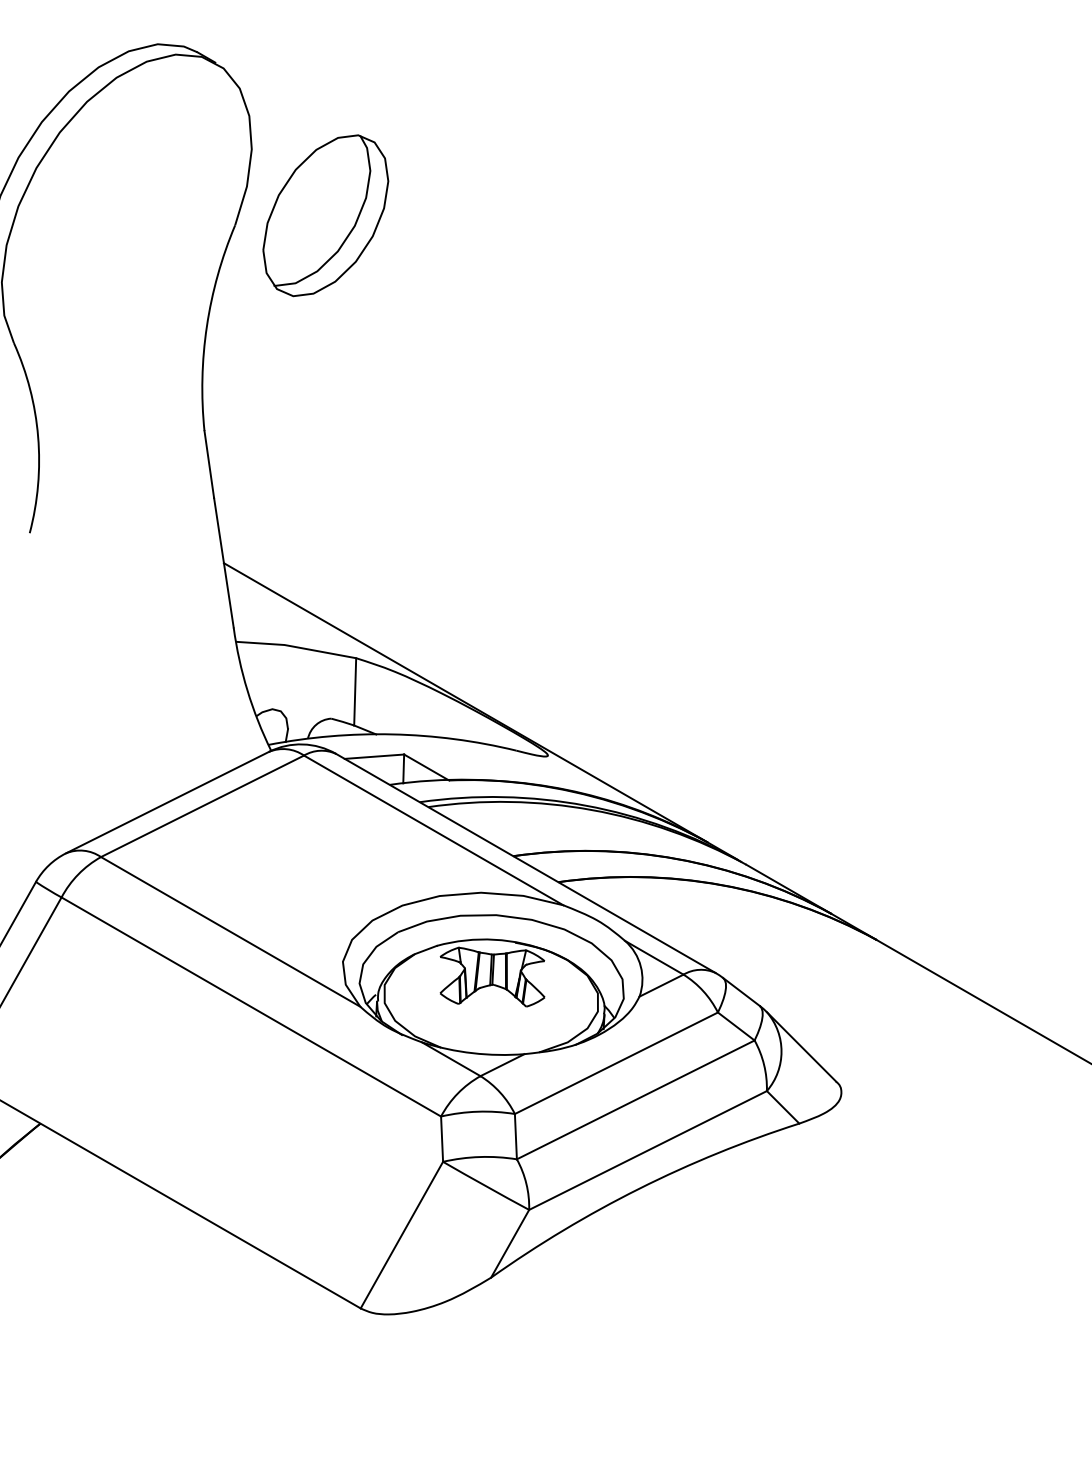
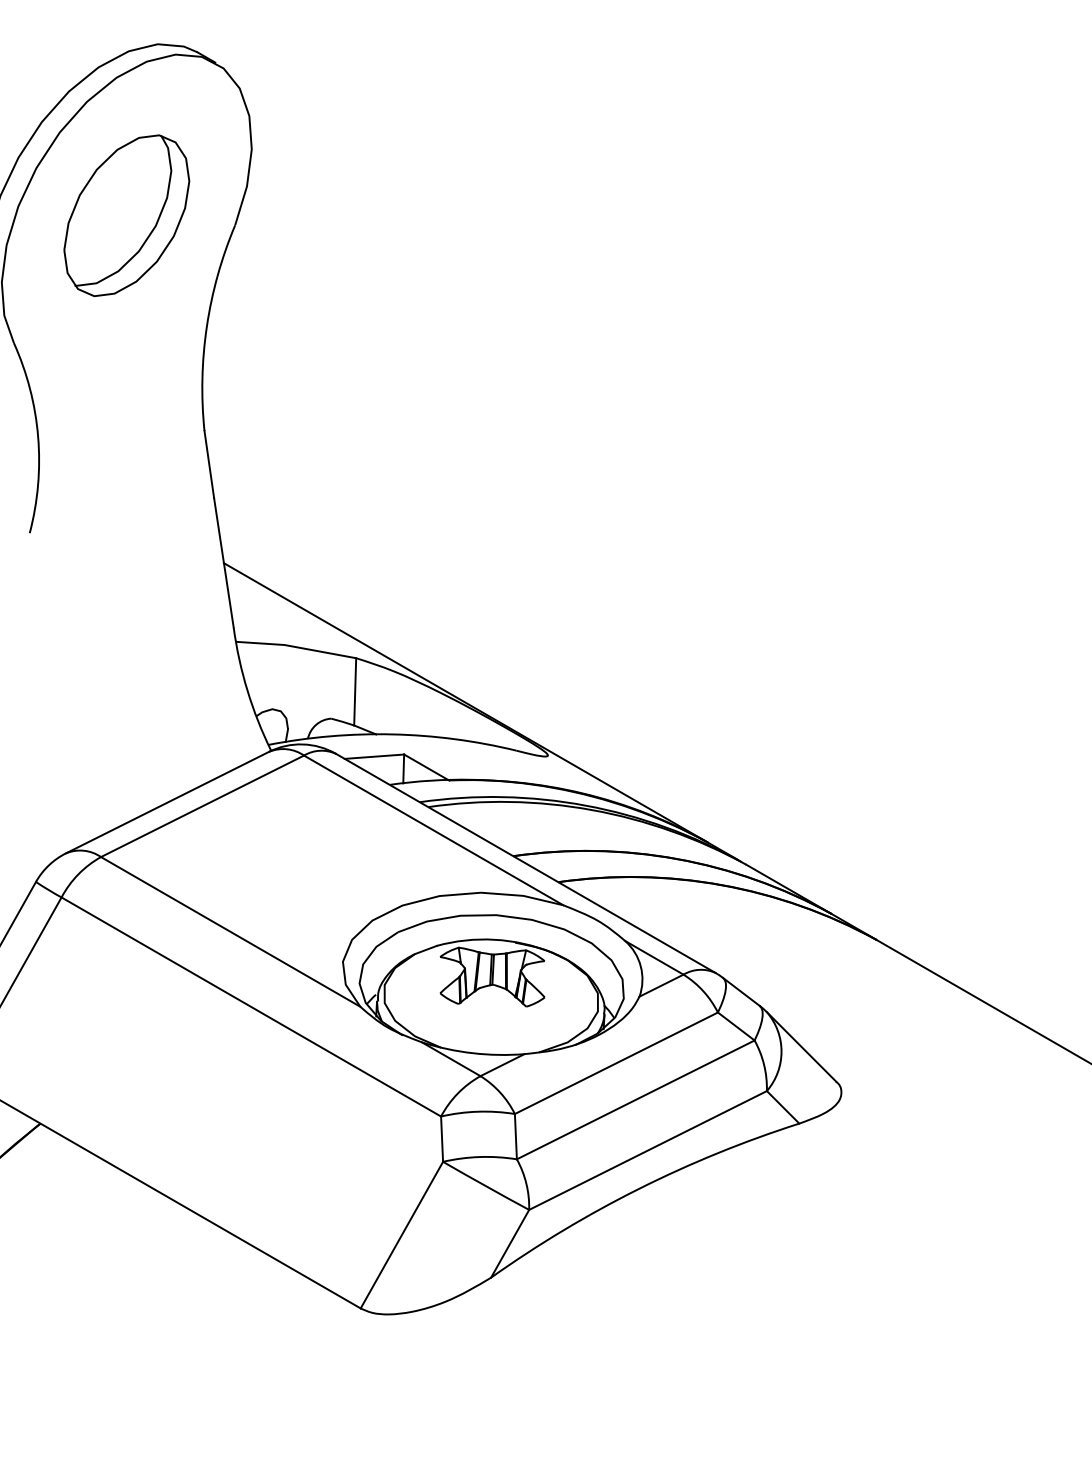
part position: (325, 215) -> (126, 215) (126, 215)
